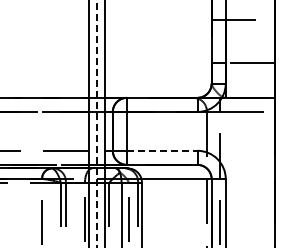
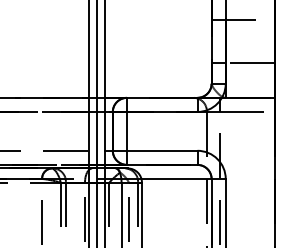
line: dashed -> solid (97, 123)
line: dashed -> solid (162, 150)
